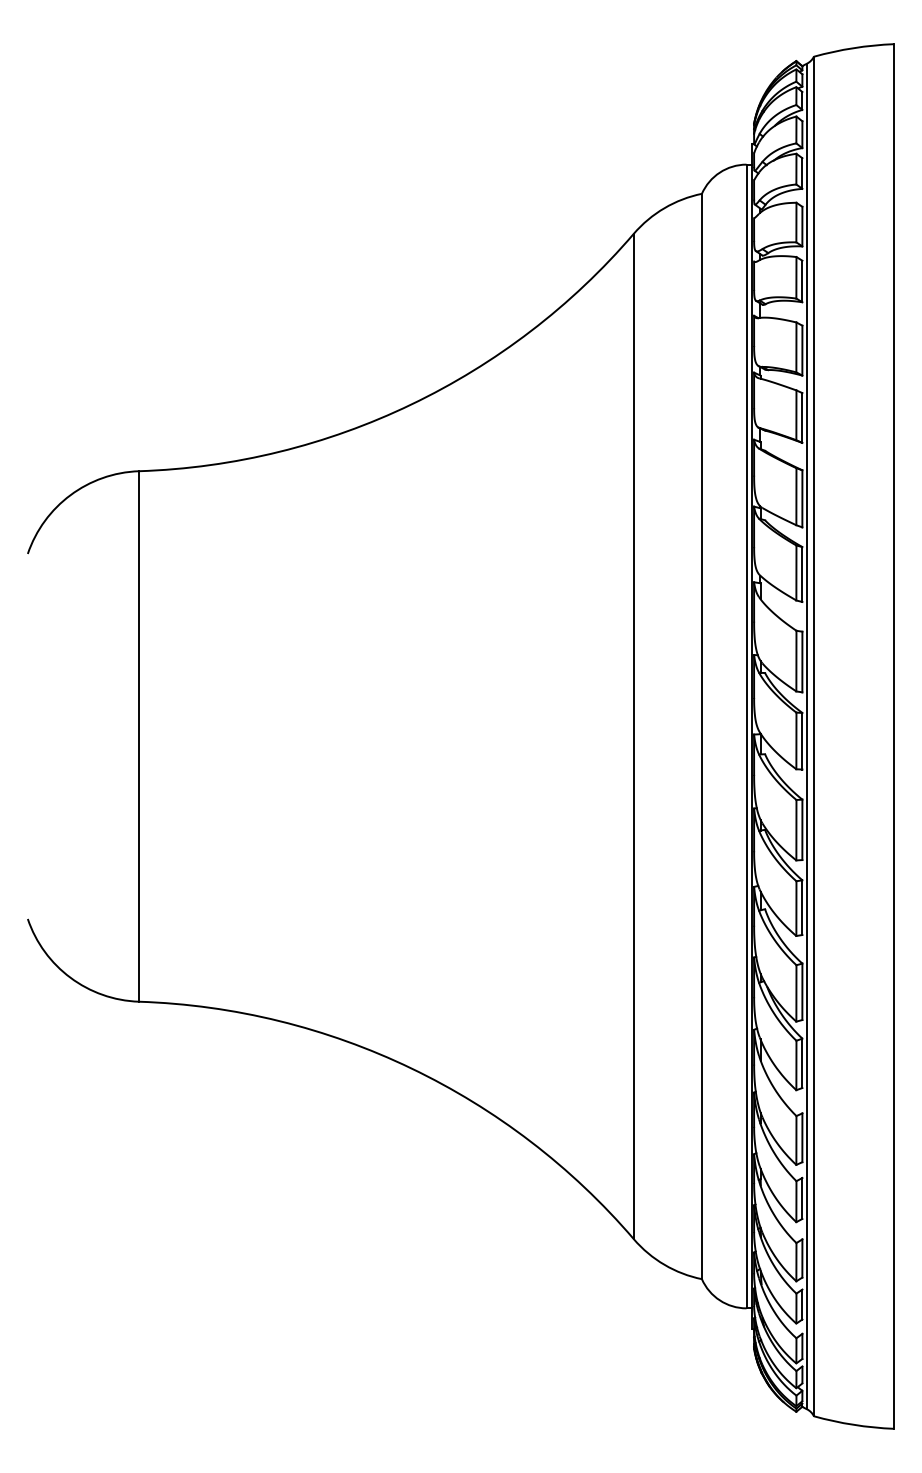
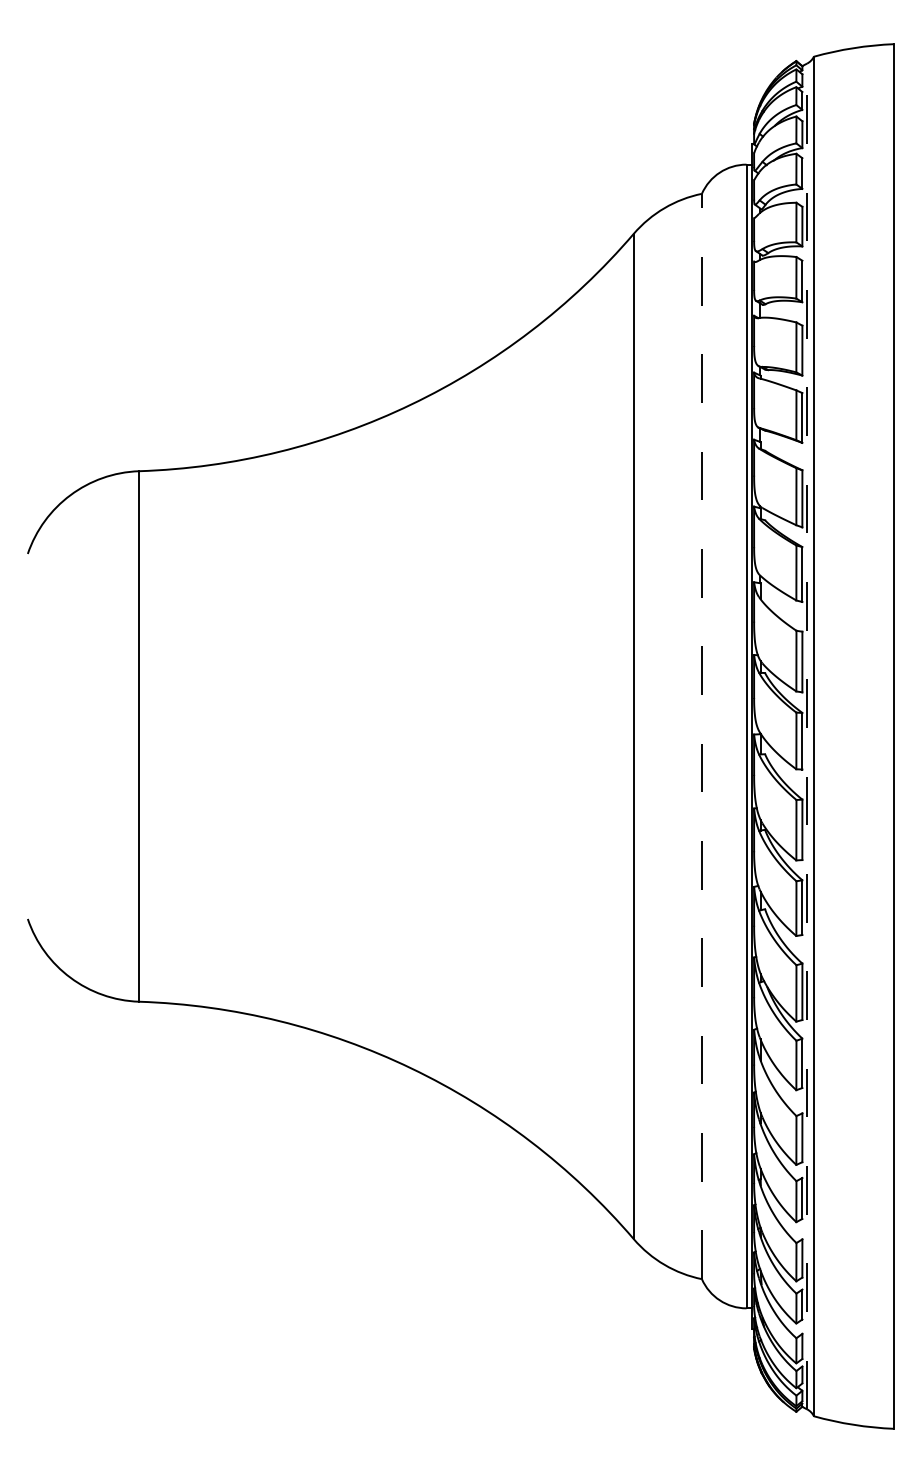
line: solid -> dashed (701, 736)
line: solid -> dashed (807, 736)
